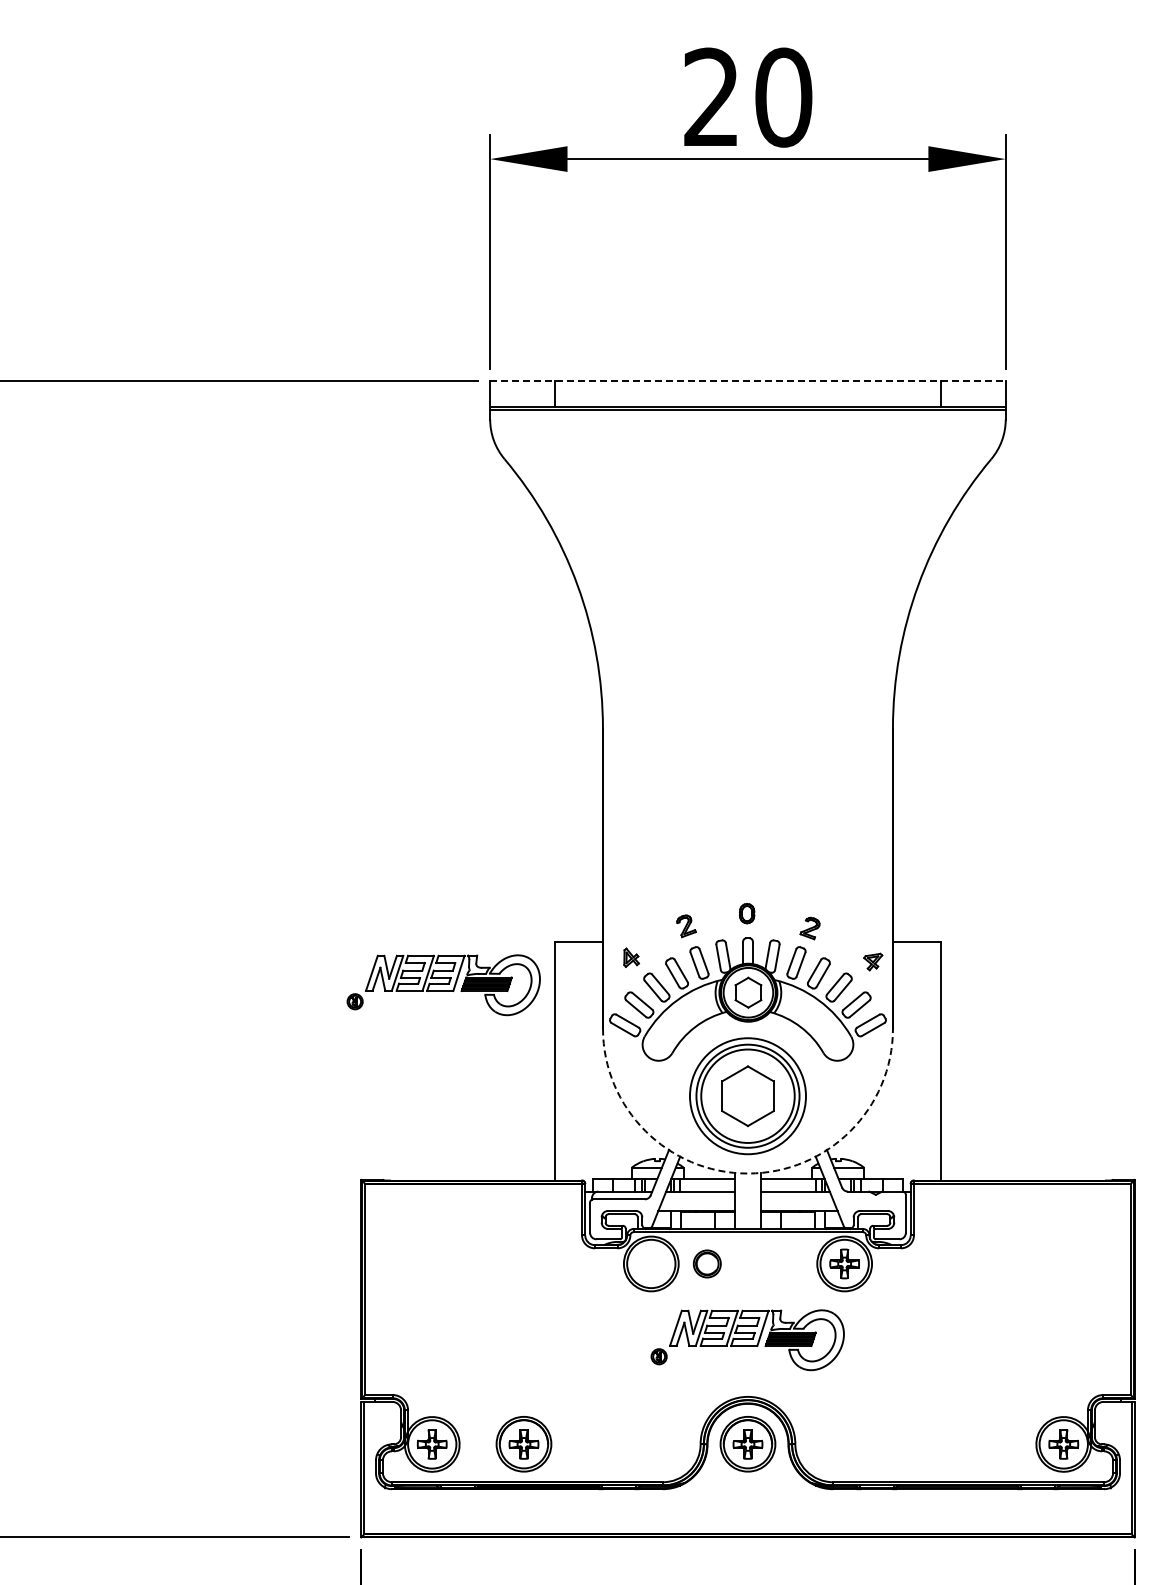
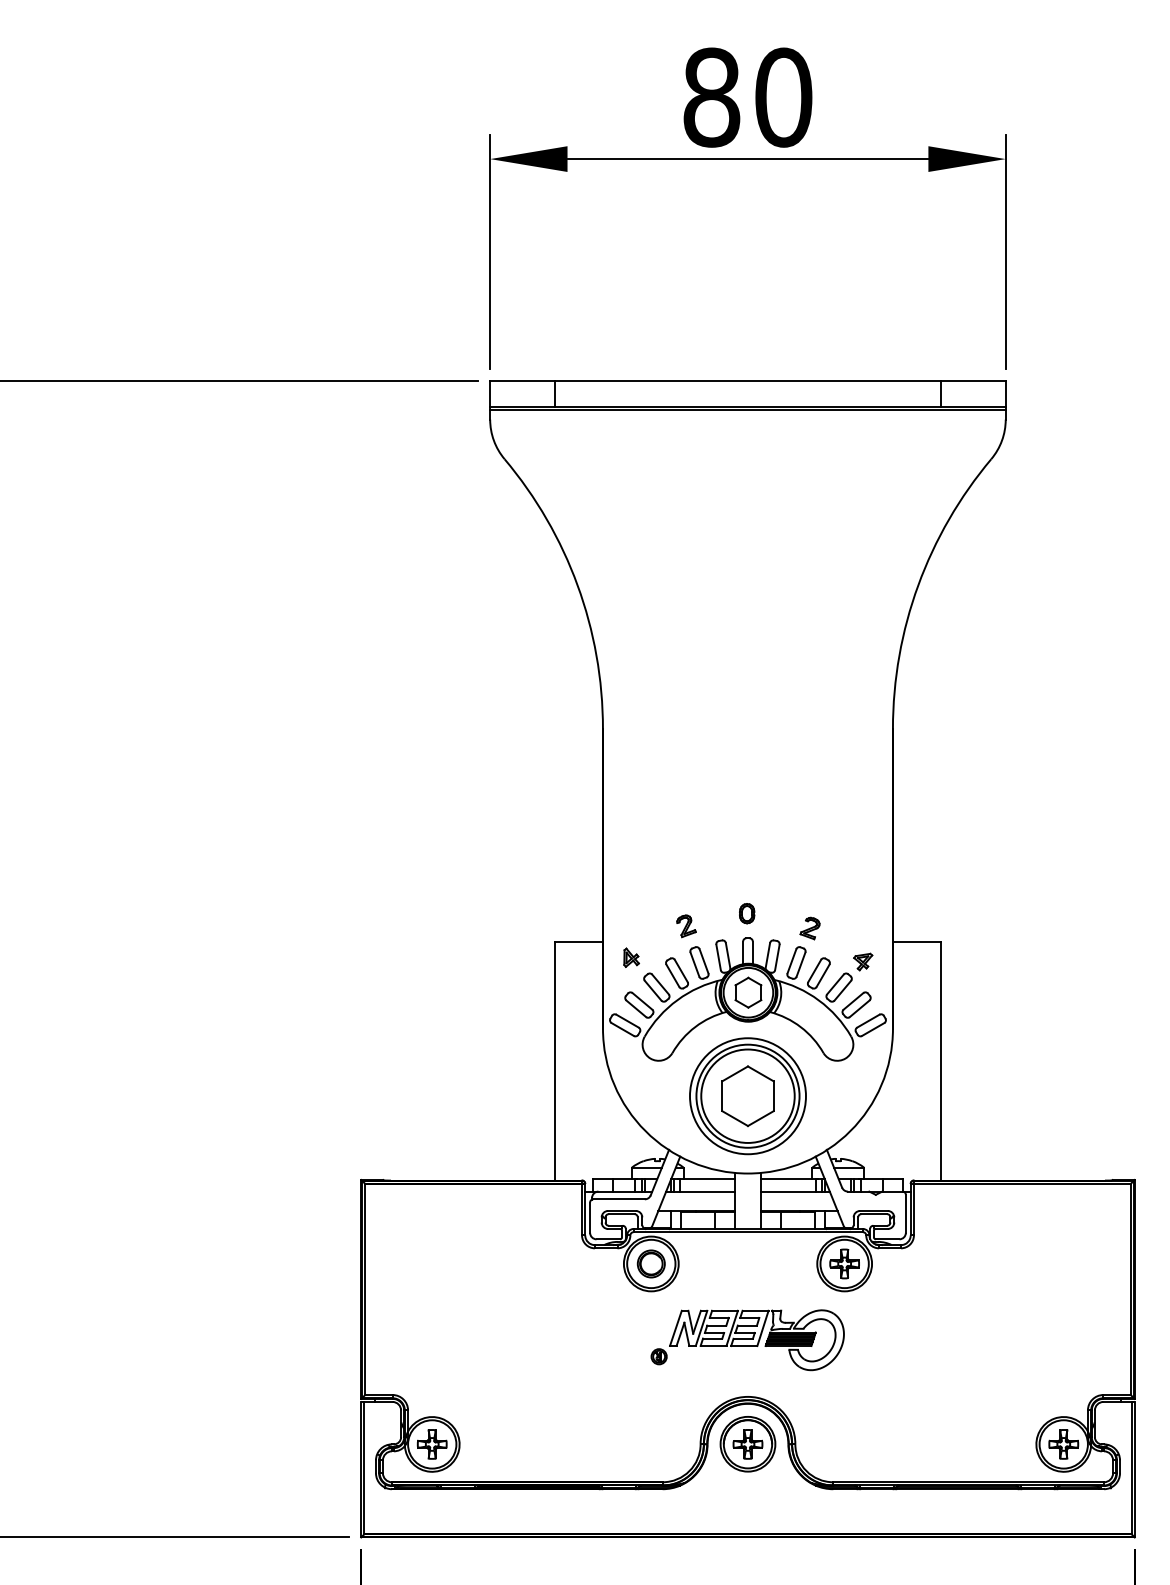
text: 20 -> 80 (711, 97)
line: dashed -> solid (747, 380)
part position: (873, 961) -> (863, 961) (863, 961)
part: present -> none (443, 985)
arc: dashed -> solid (747, 1173)
part position: (706, 1263) -> (650, 1263) (650, 1263)
part: present -> none (523, 1444)
